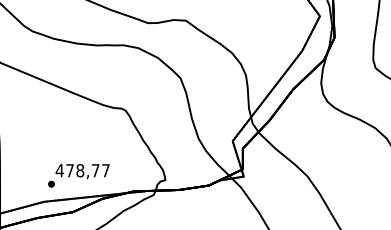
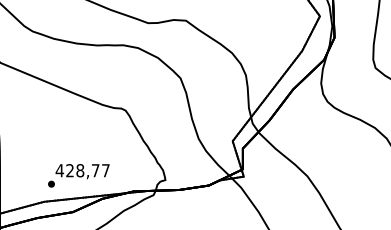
text: 478,77 -> 428,77 (69, 170)
